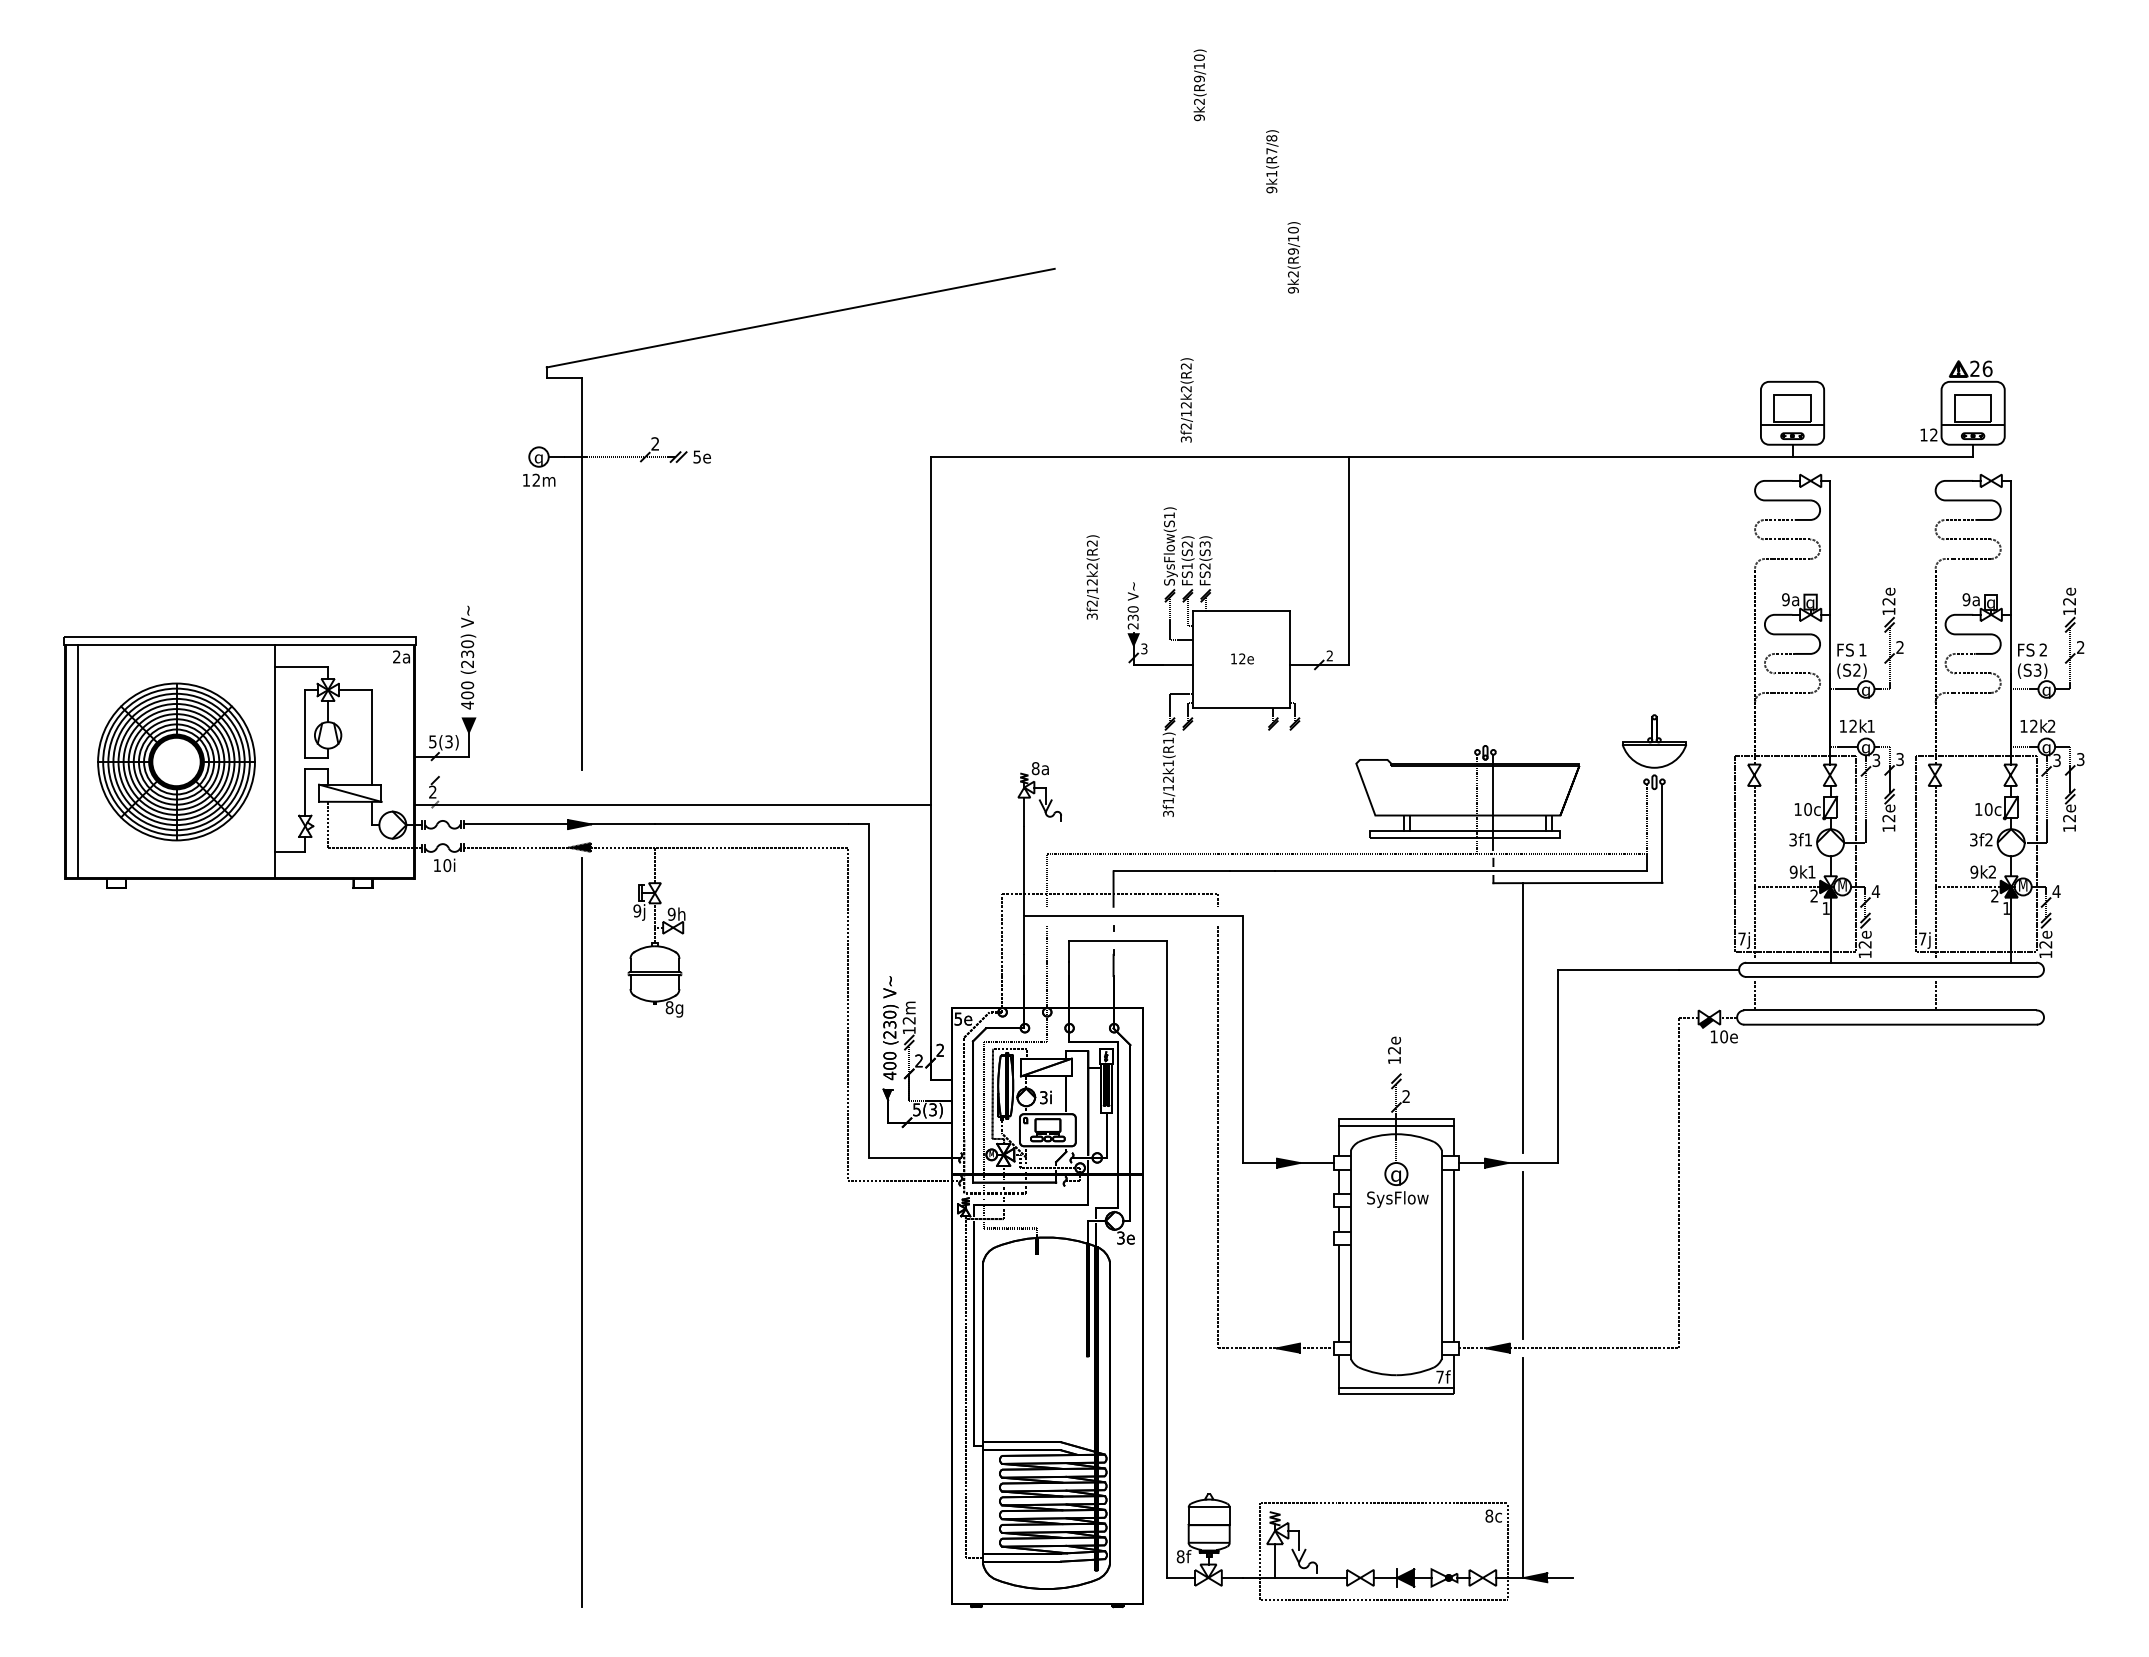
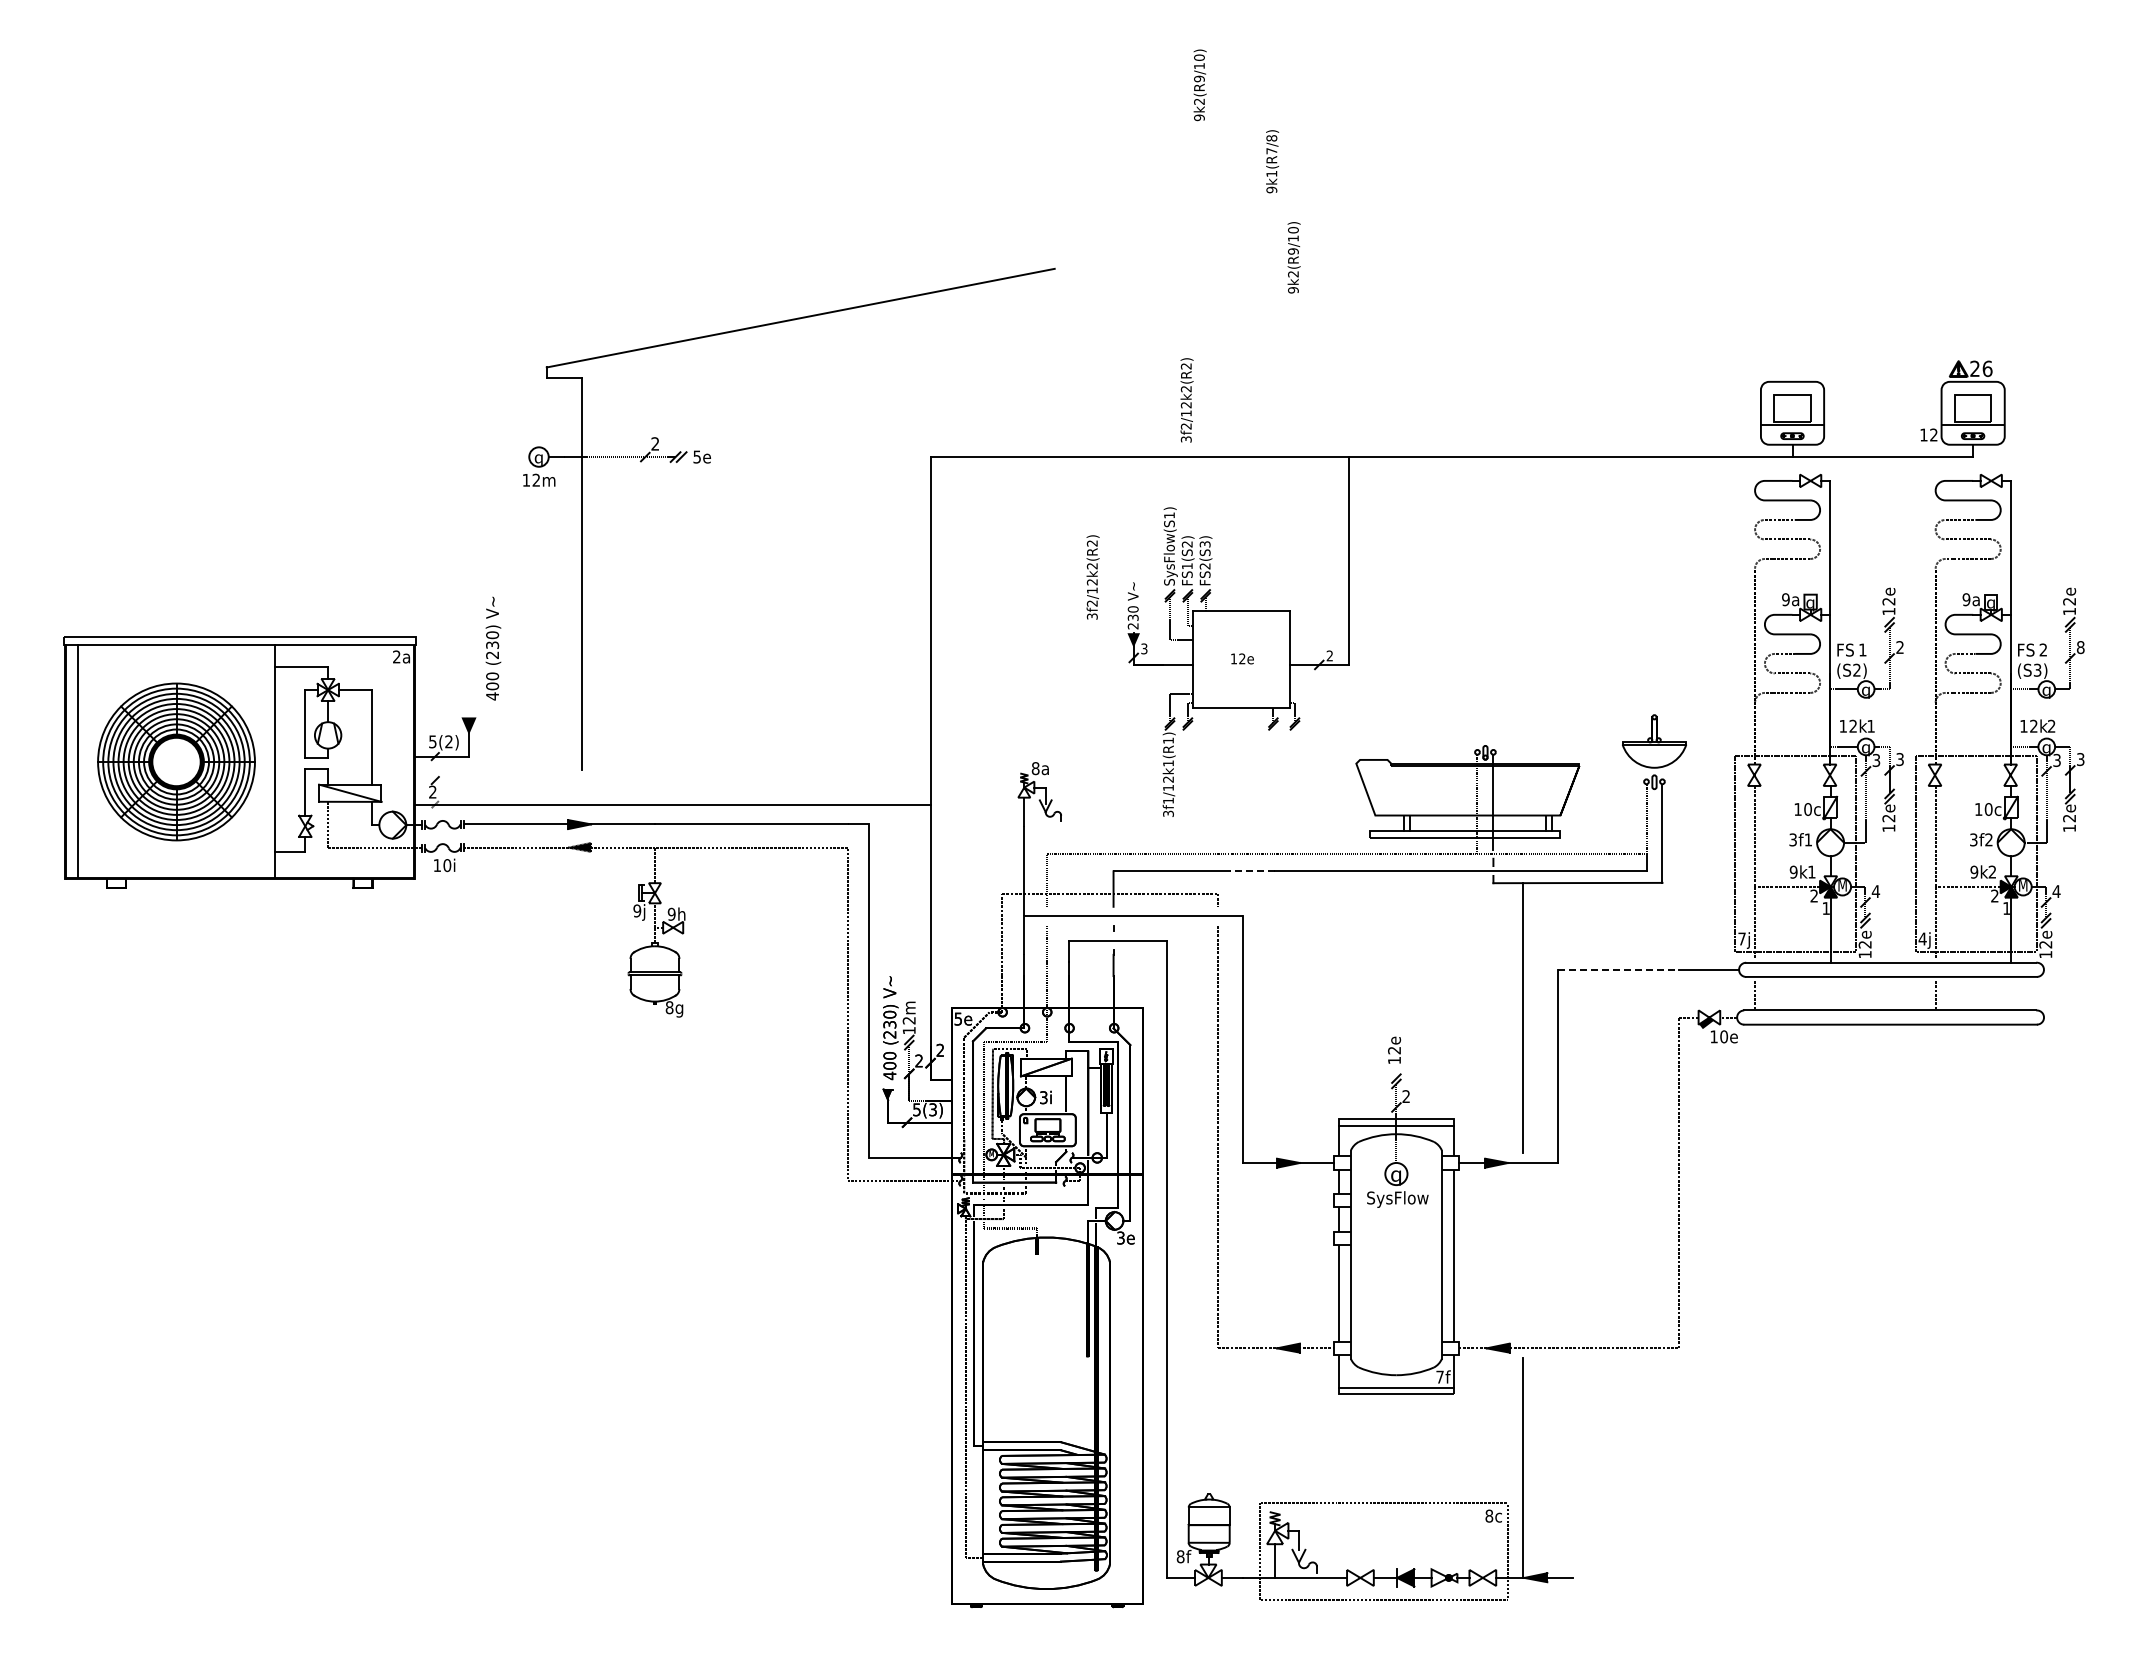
text: 2 -> 8 (2080, 647)
text position: (468, 657) -> (493, 648) (493, 648)
text: 5(3) -> 5(2) (448, 741)
line: solid -> dashed (1252, 871)
text: 7j -> 4j (1922, 938)
line: solid -> dashed (1618, 969)
line: present -> none (581, 1232)
line: present -> none (1523, 1255)
